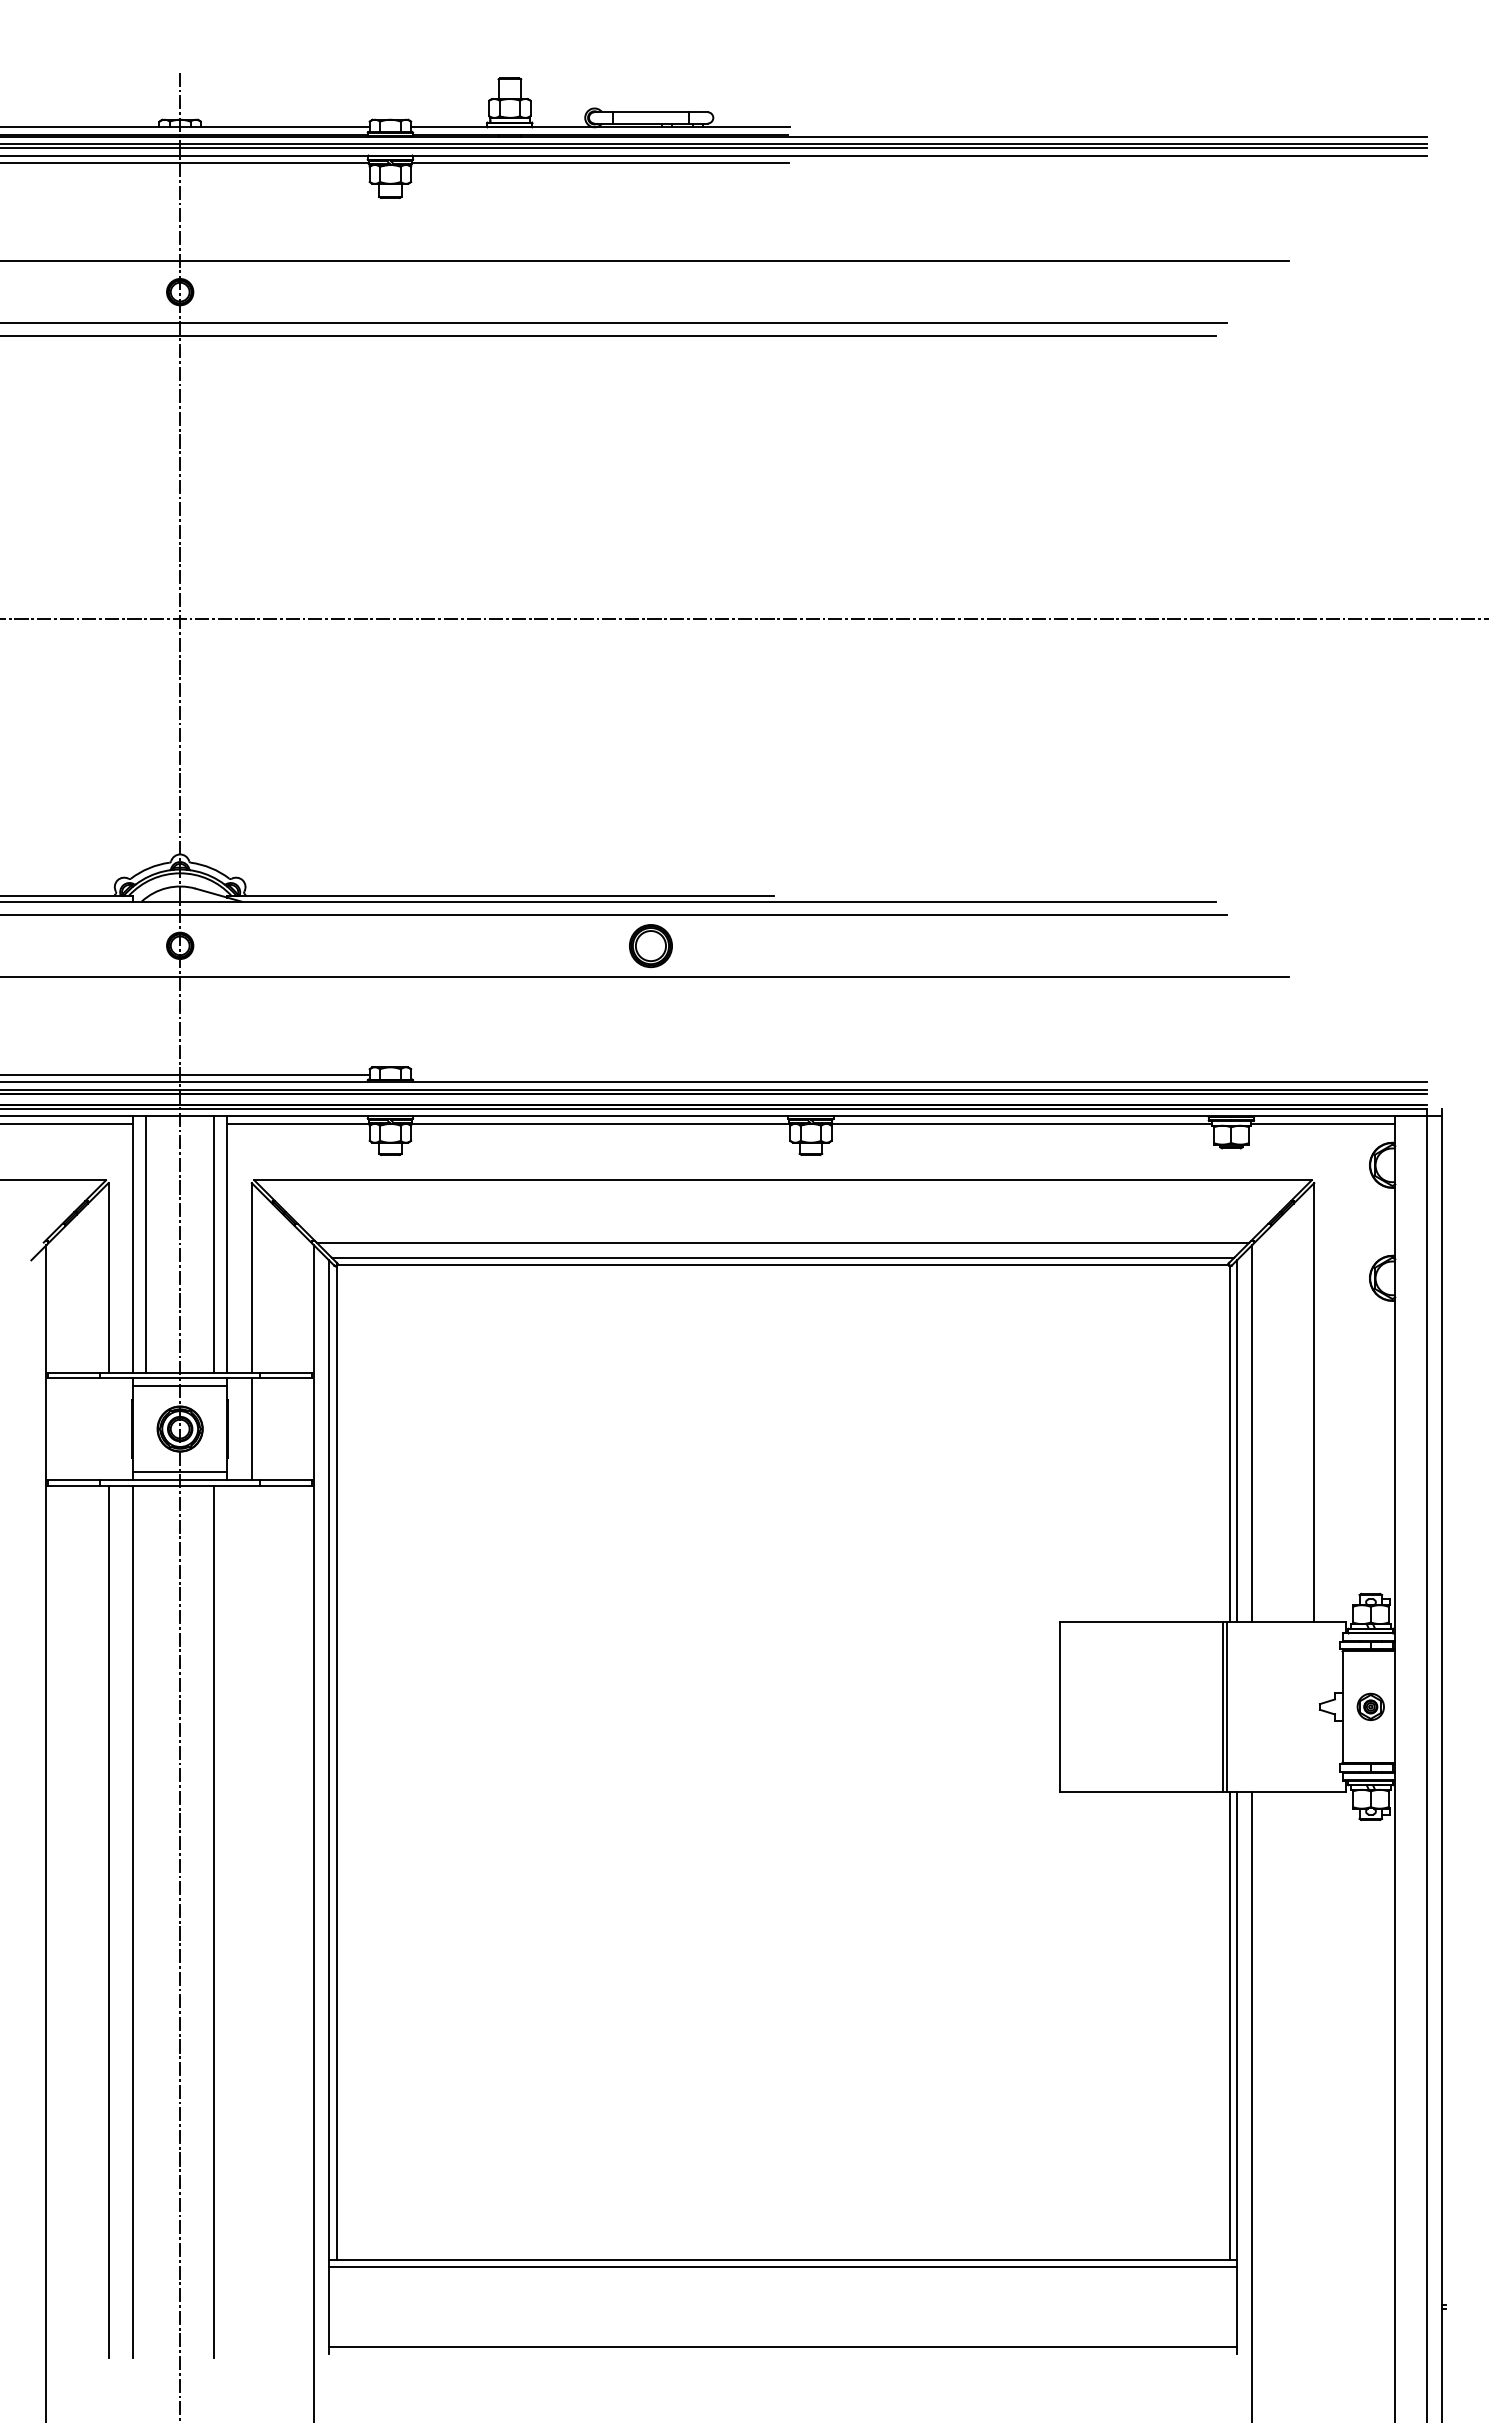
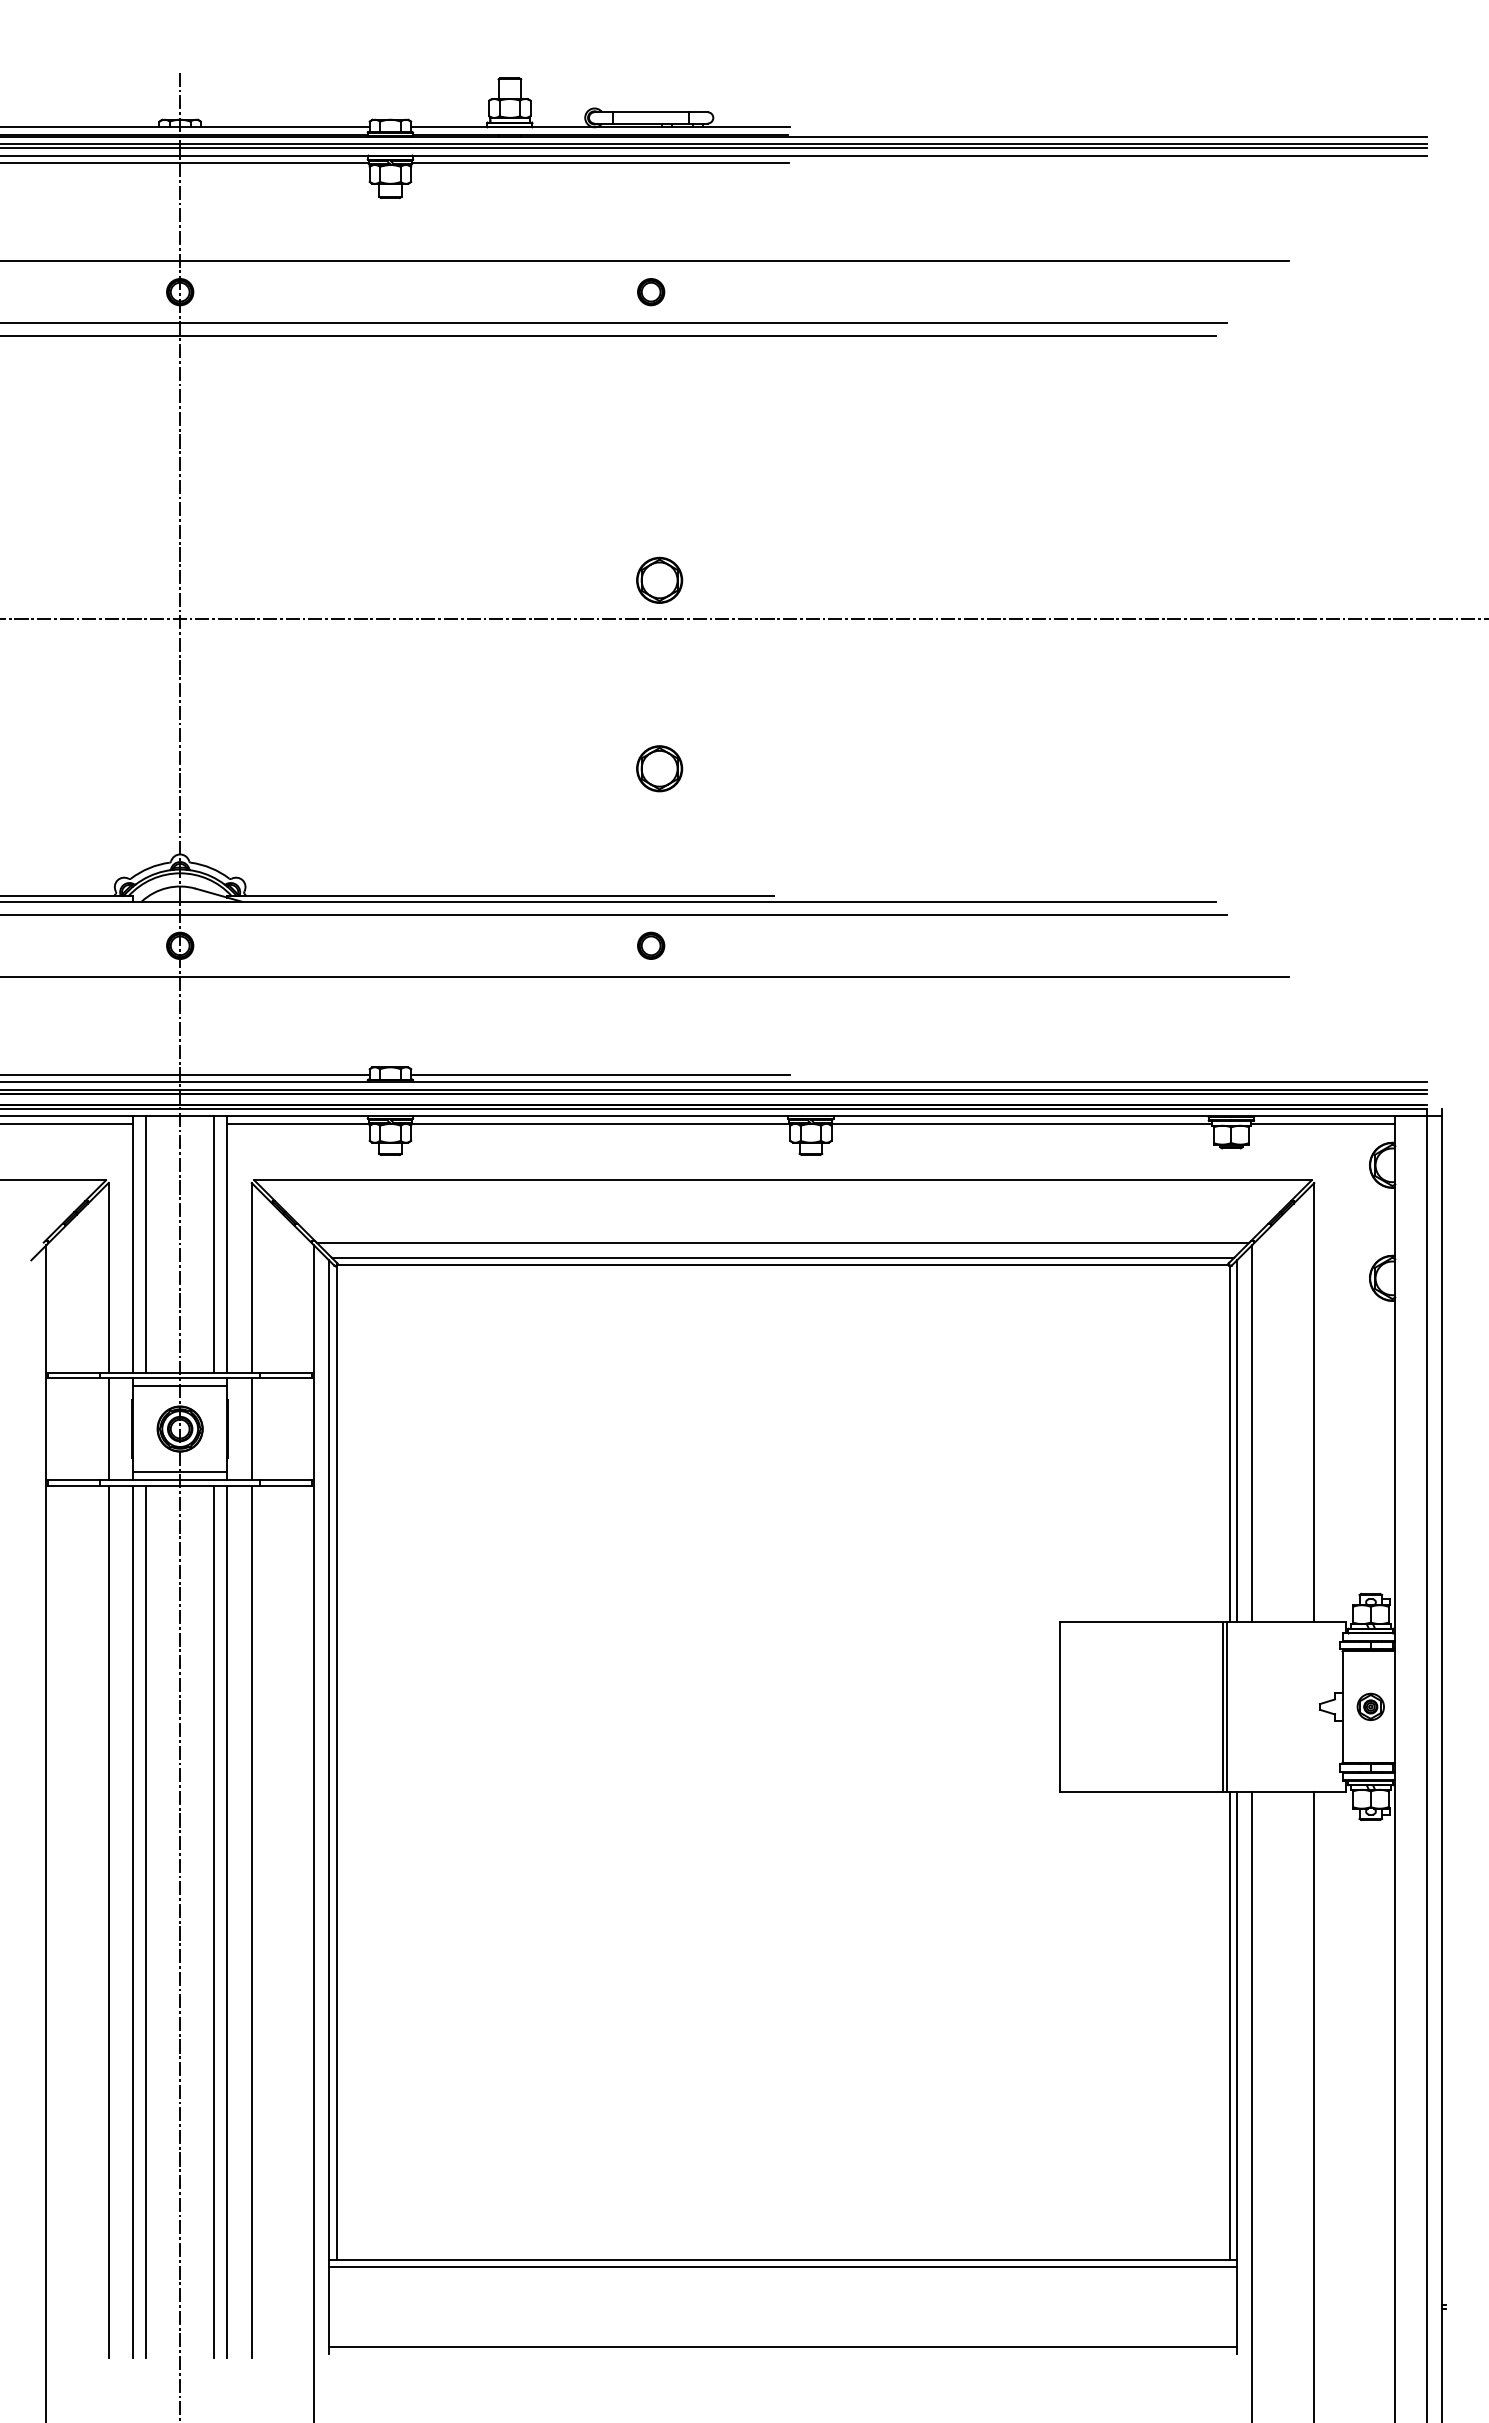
part: none -> present (651, 292)
part: none -> present (659, 579)
part: none -> present (659, 768)
part size: 44x45 px -> 29x29 px (651, 945)
line: none -> present (600, 1074)
line: none -> present (108, 1428)
line: none -> present (146, 1921)
line: none -> present (227, 1921)
line: none -> present (251, 1921)
line: none -> present (1314, 2105)
